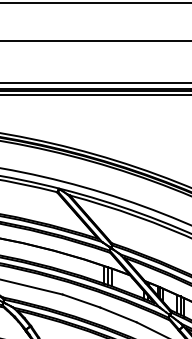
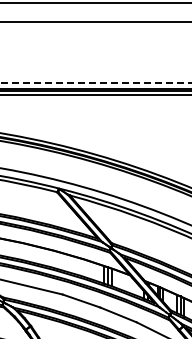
line position: (95, 40) -> (95, 21) (95, 21)
line: solid -> dashed (96, 83)
